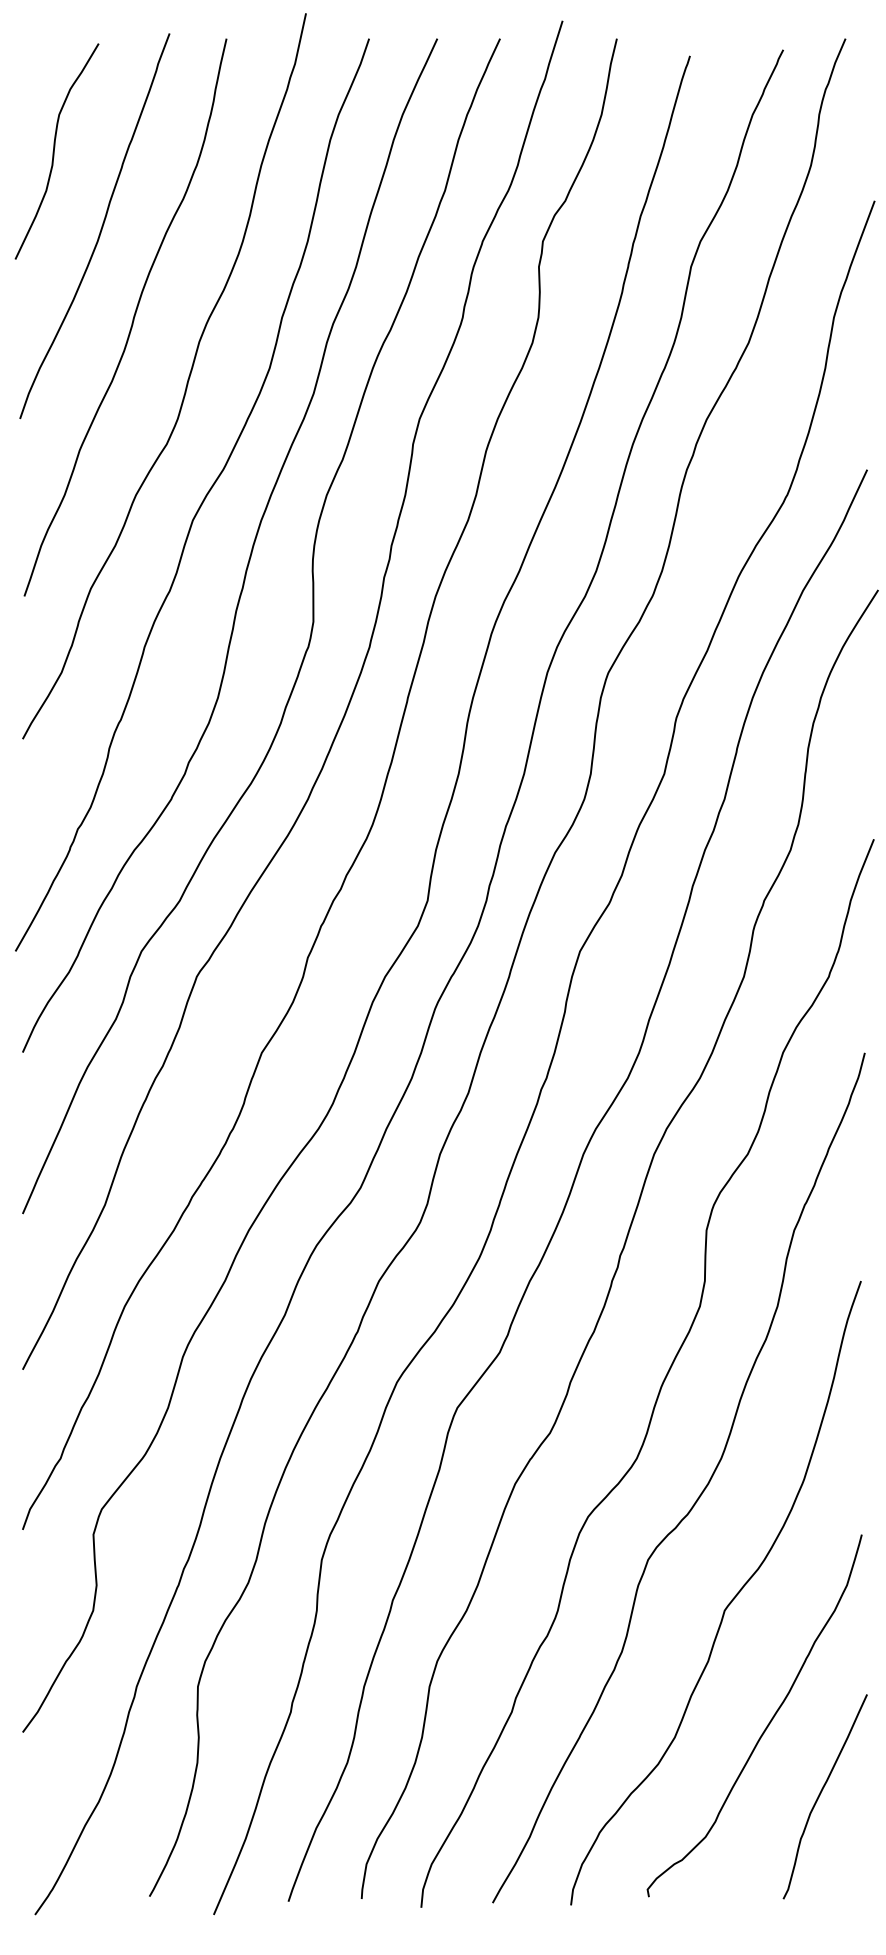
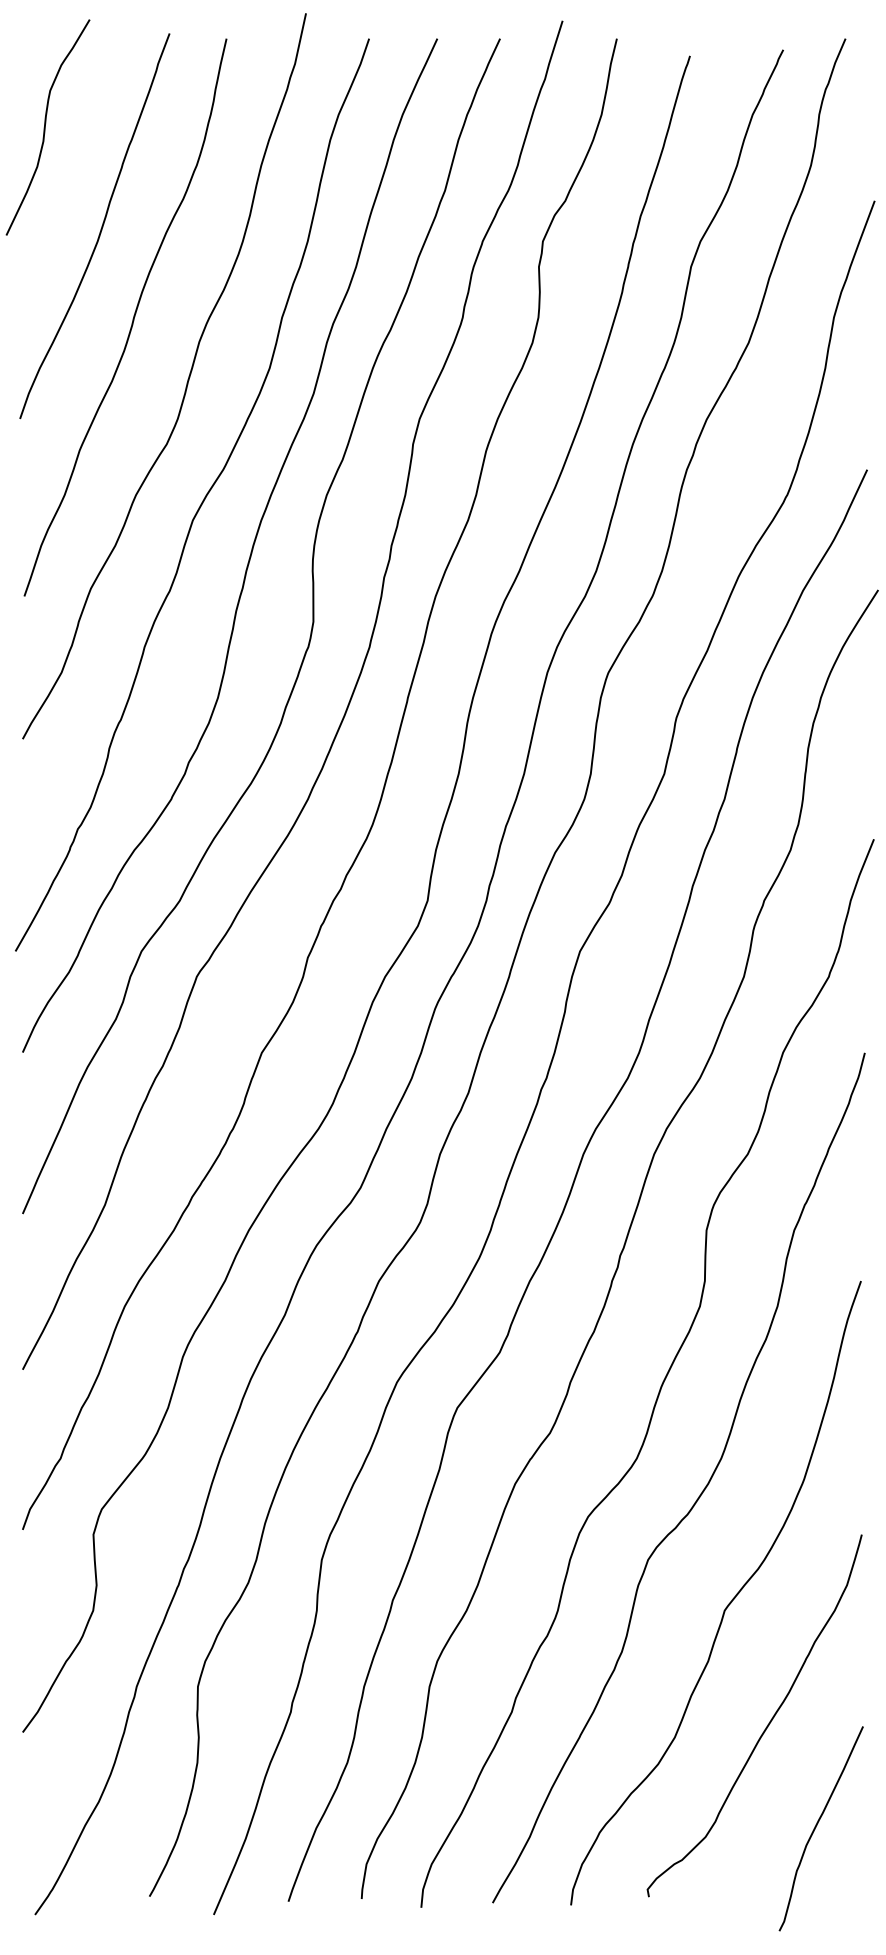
curve position: (54, 151) -> (45, 127) (45, 127)
curve position: (820, 1795) -> (816, 1827) (816, 1827)
